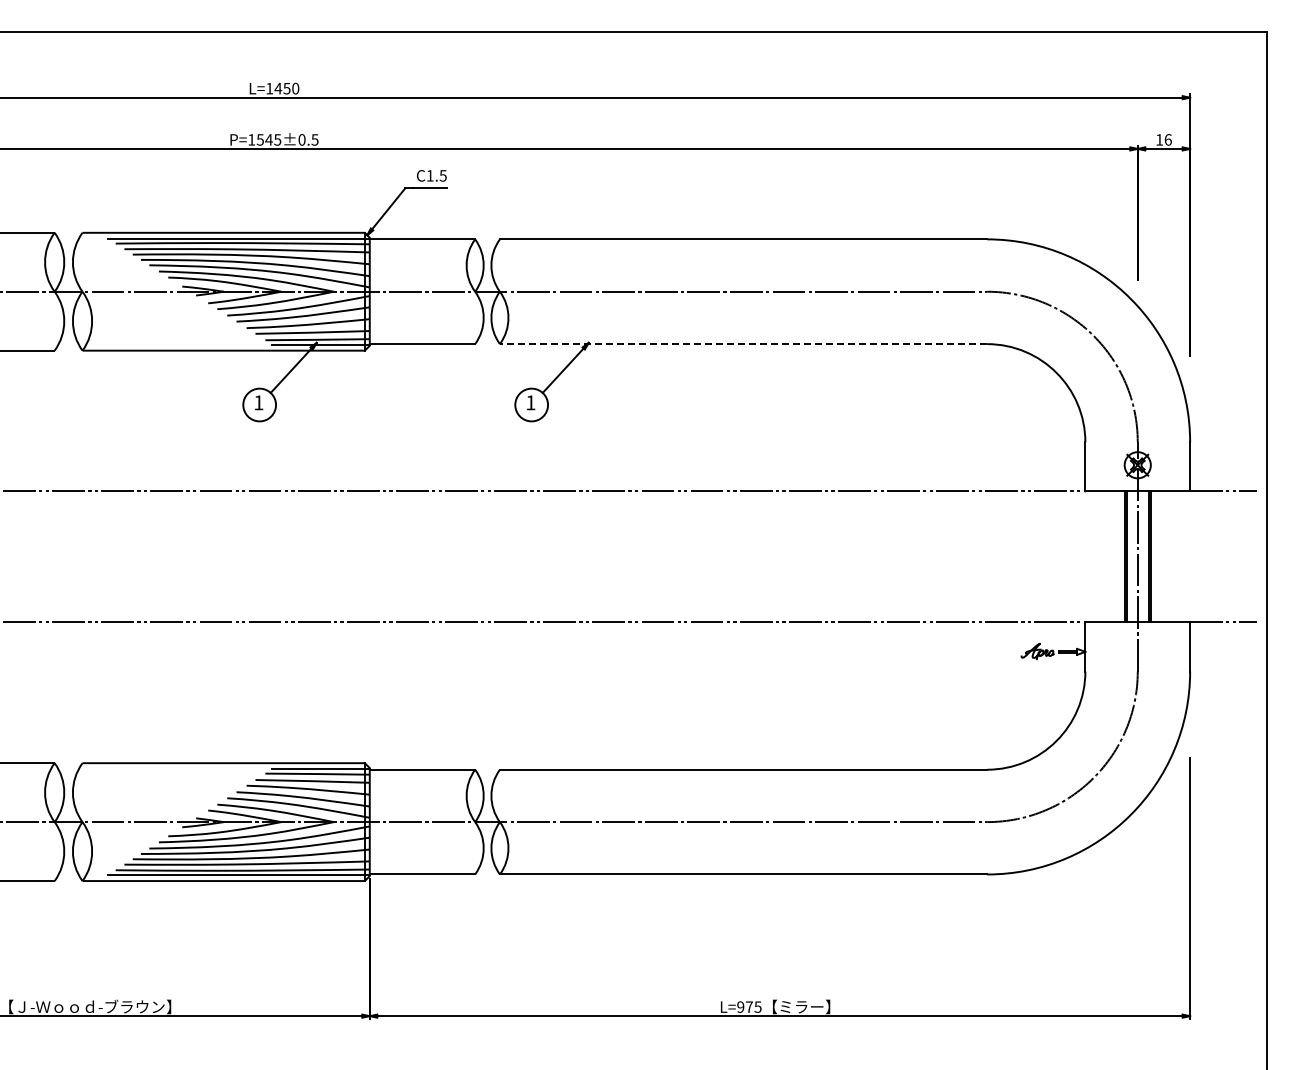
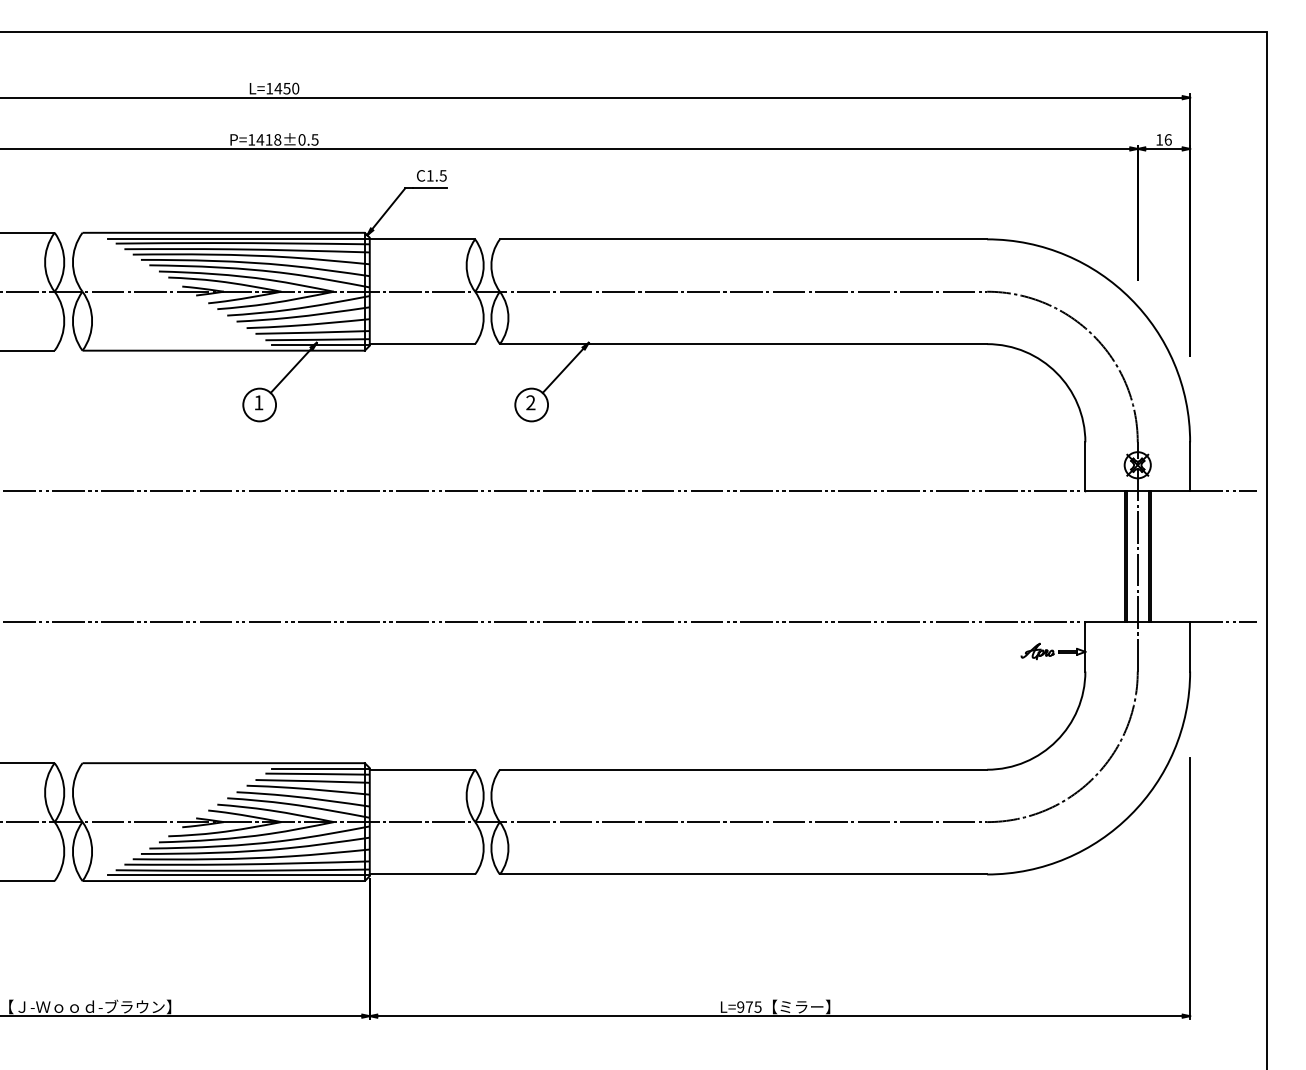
text: P=1545±0.5 -> P=1418±0.5 (268, 139)
line: dashed -> solid (743, 344)
text: 1 -> 2 (530, 402)
